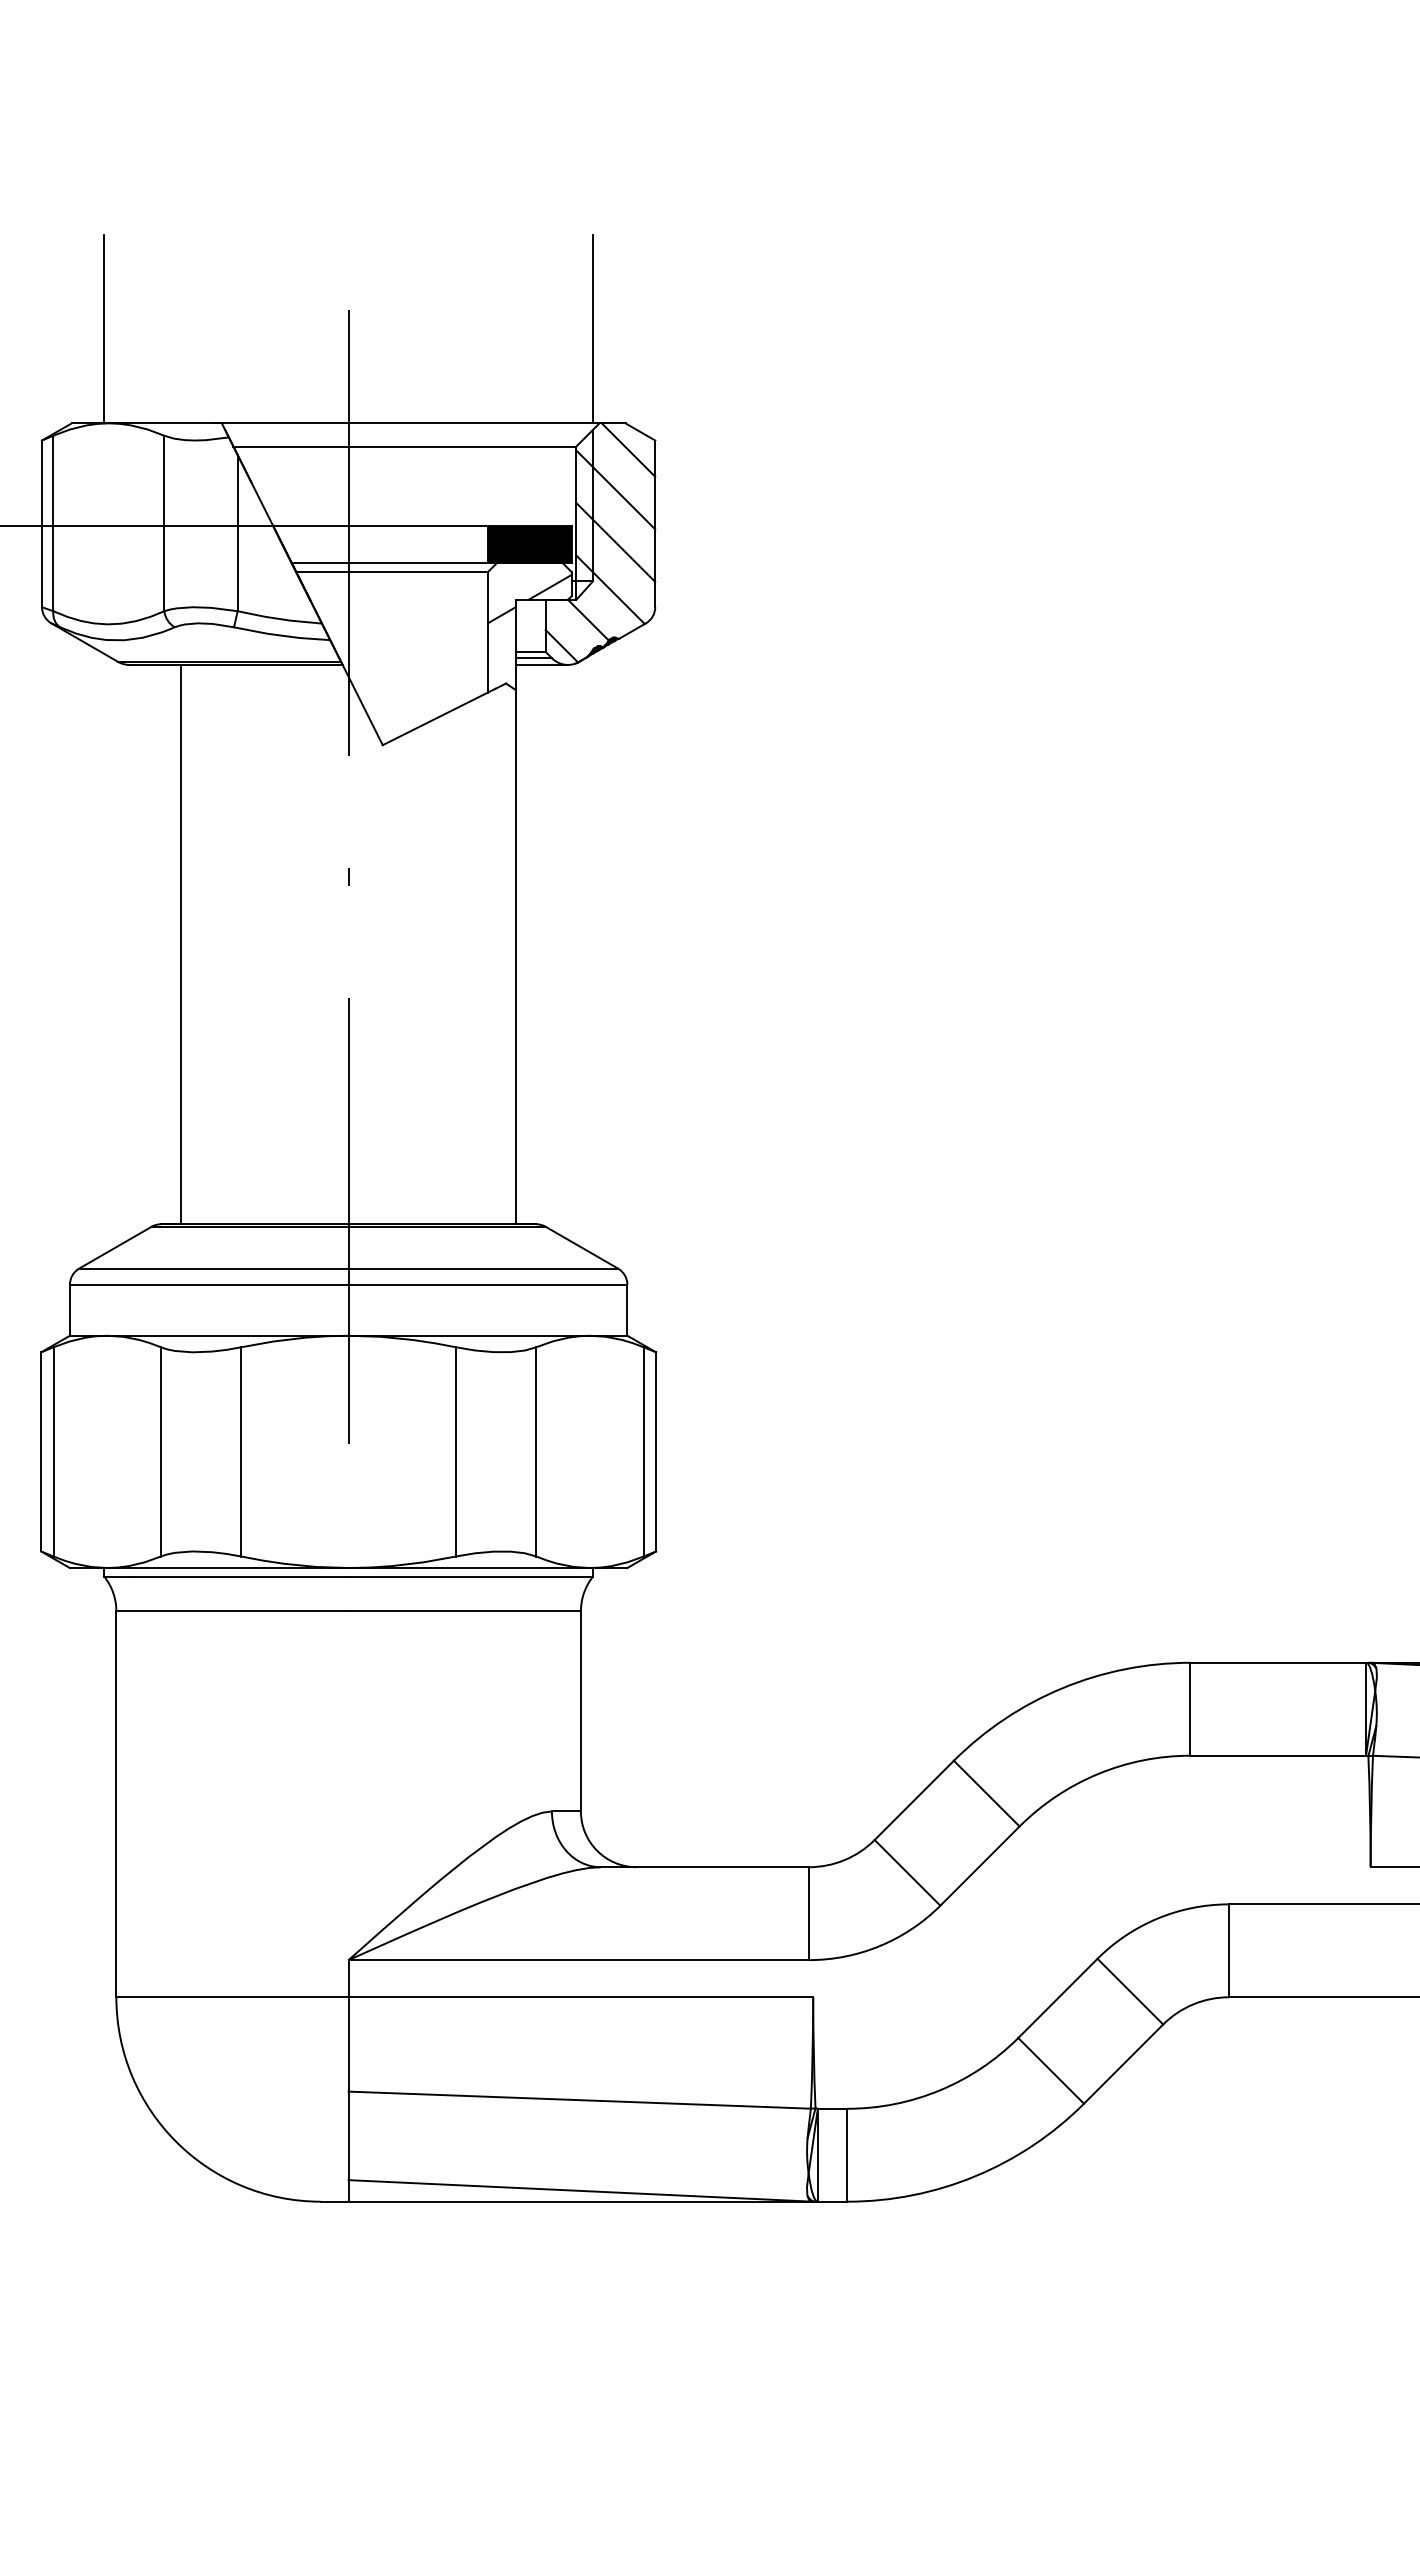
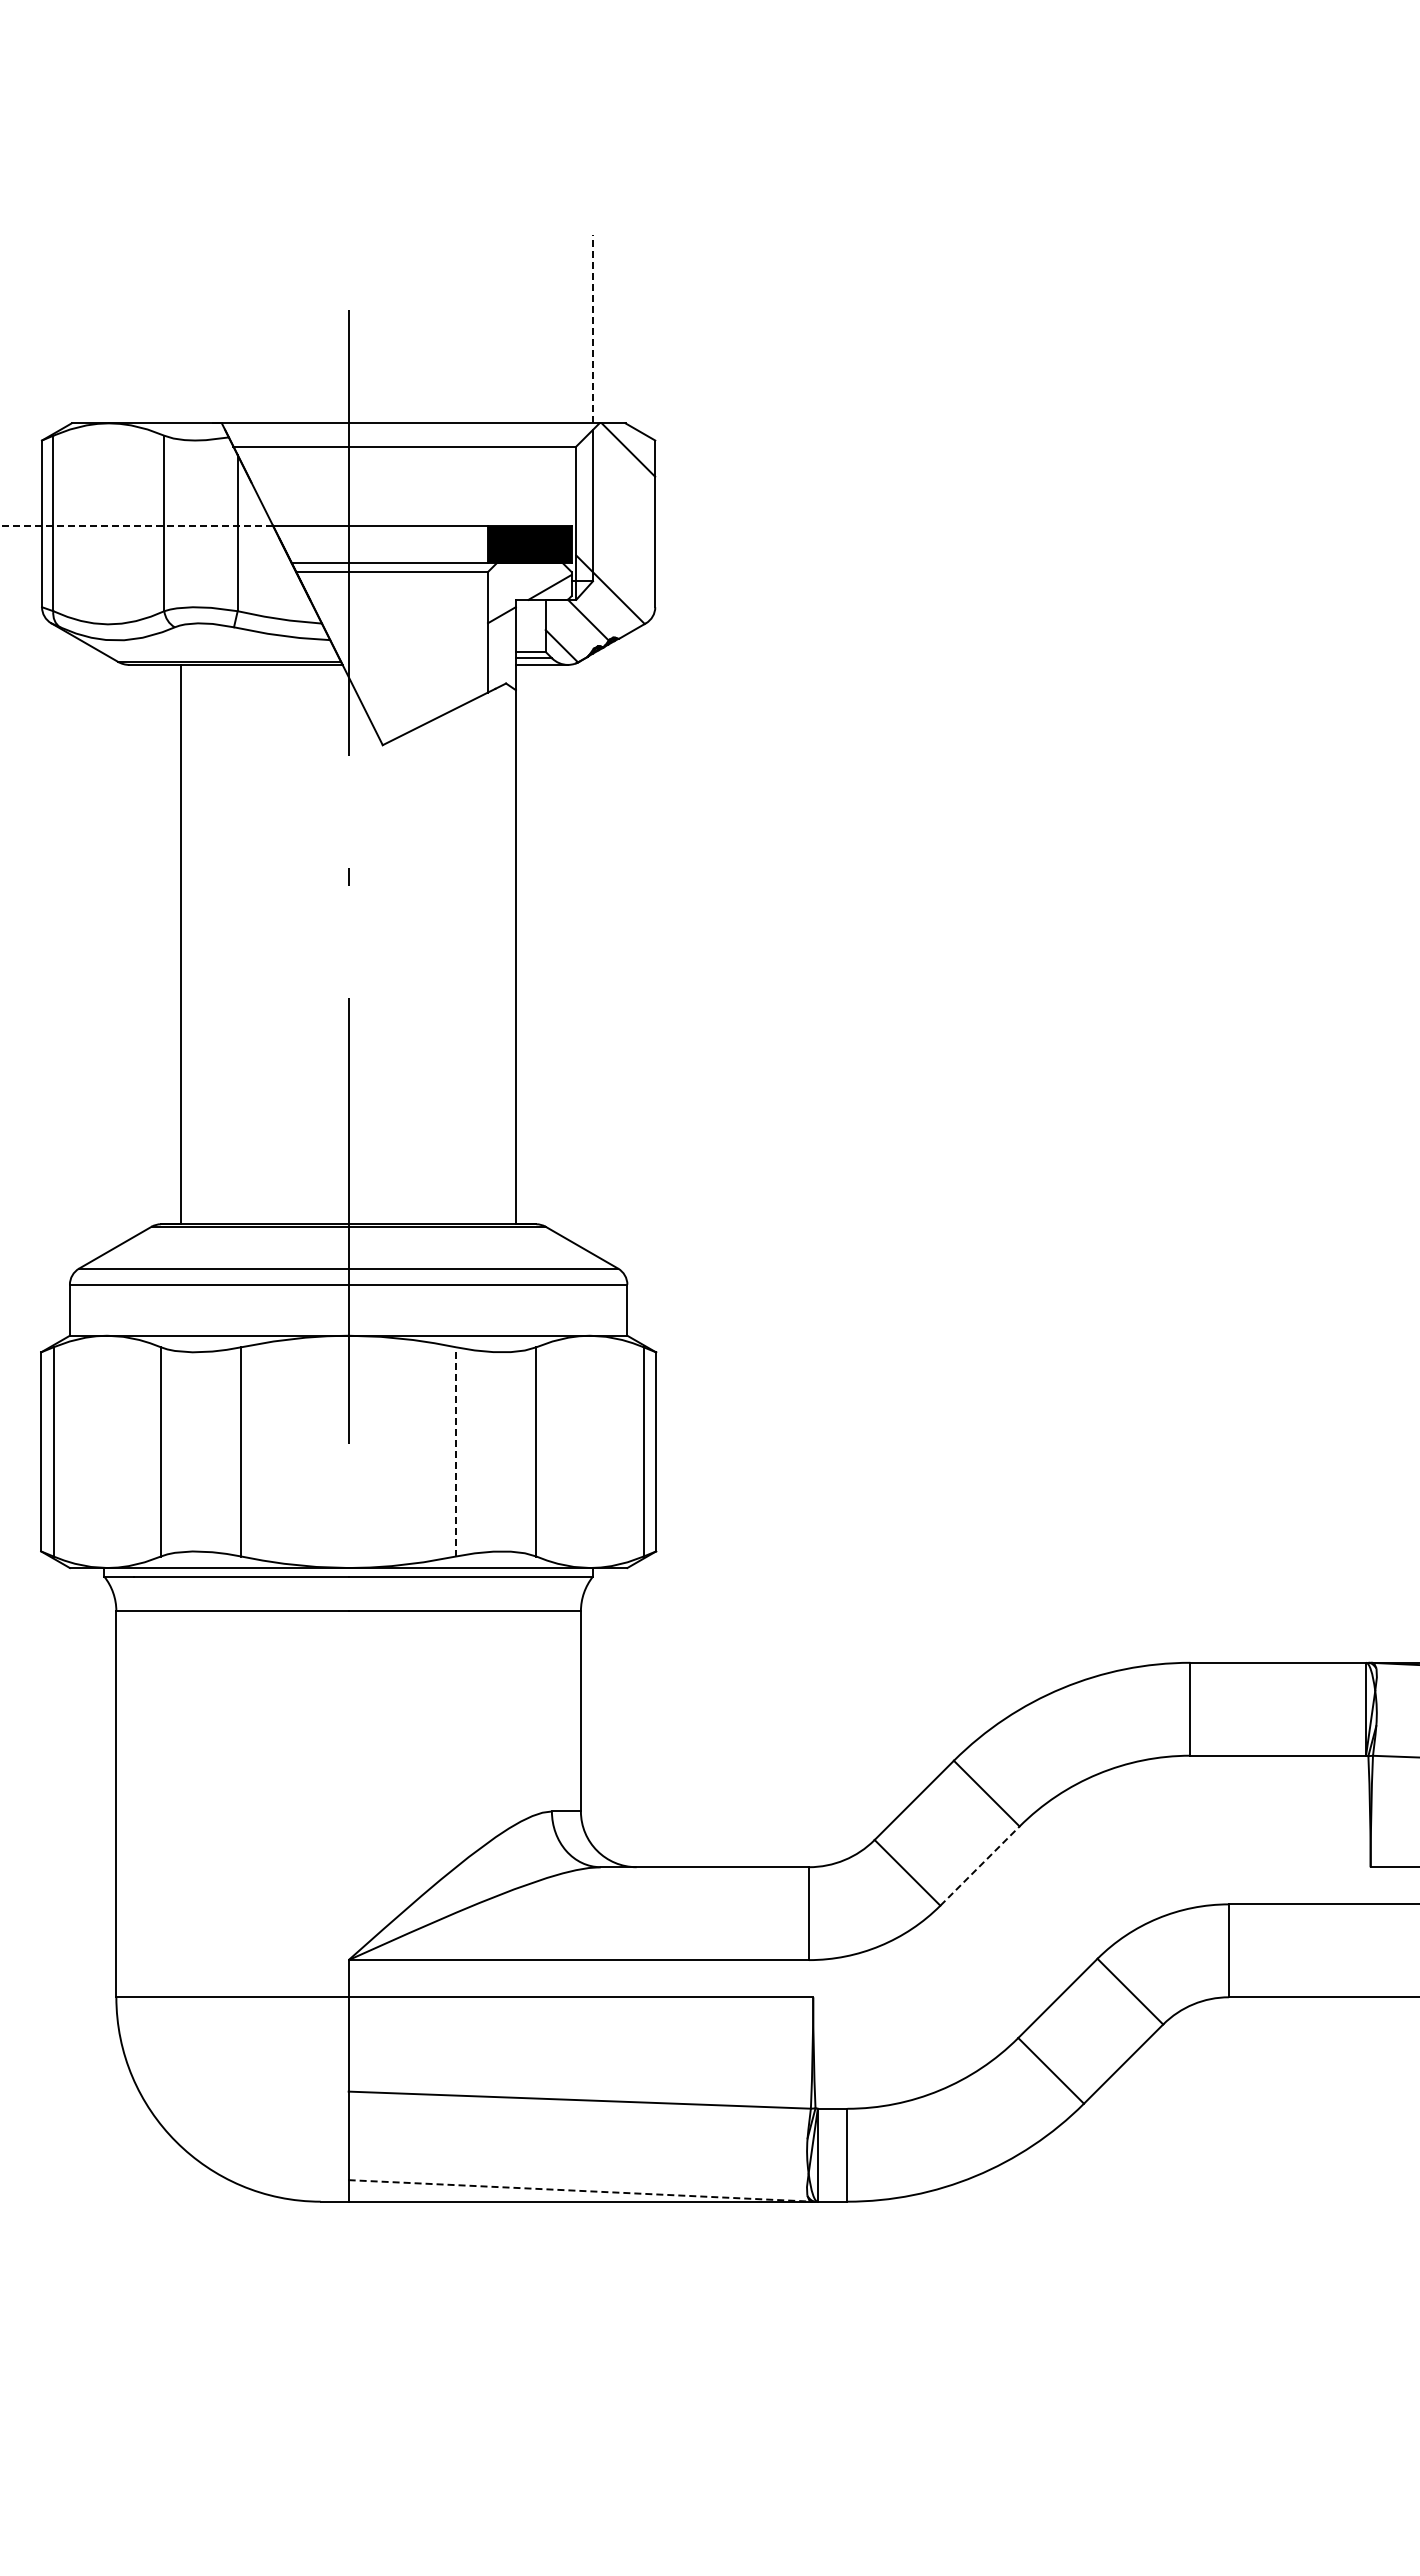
line: present -> none (104, 328)
line: solid -> dashed (593, 328)
line: present -> none (615, 489)
line: solid -> dashed (136, 525)
line: present -> none (615, 541)
line: solid -> dashed (455, 1451)
line: solid -> dashed (980, 1865)
line: solid -> dashed (580, 2190)
